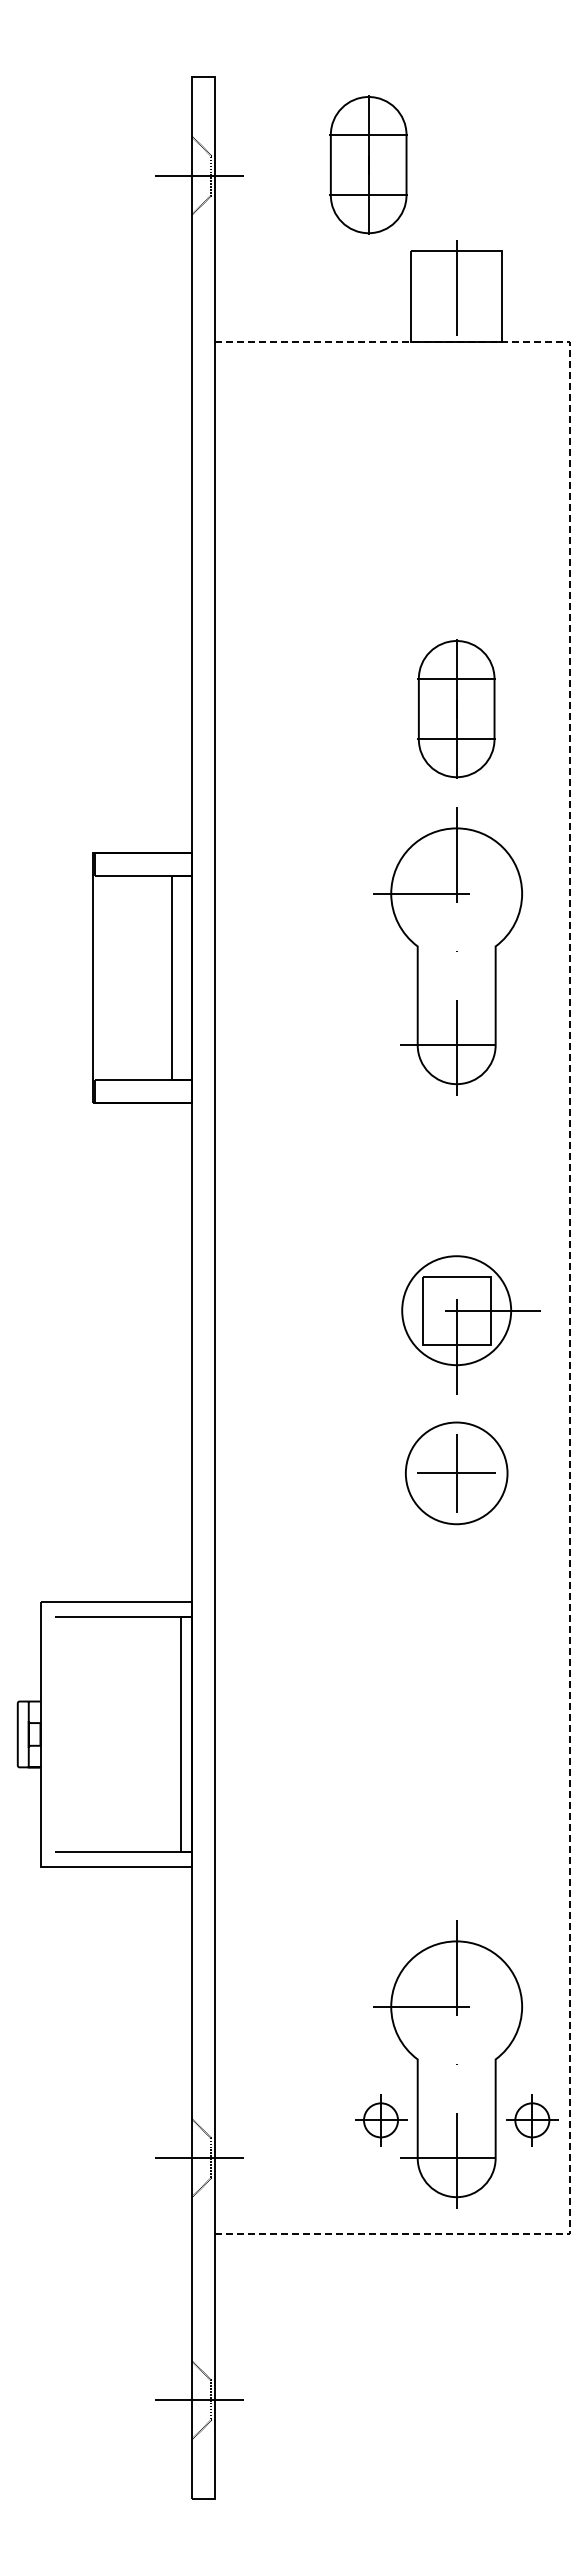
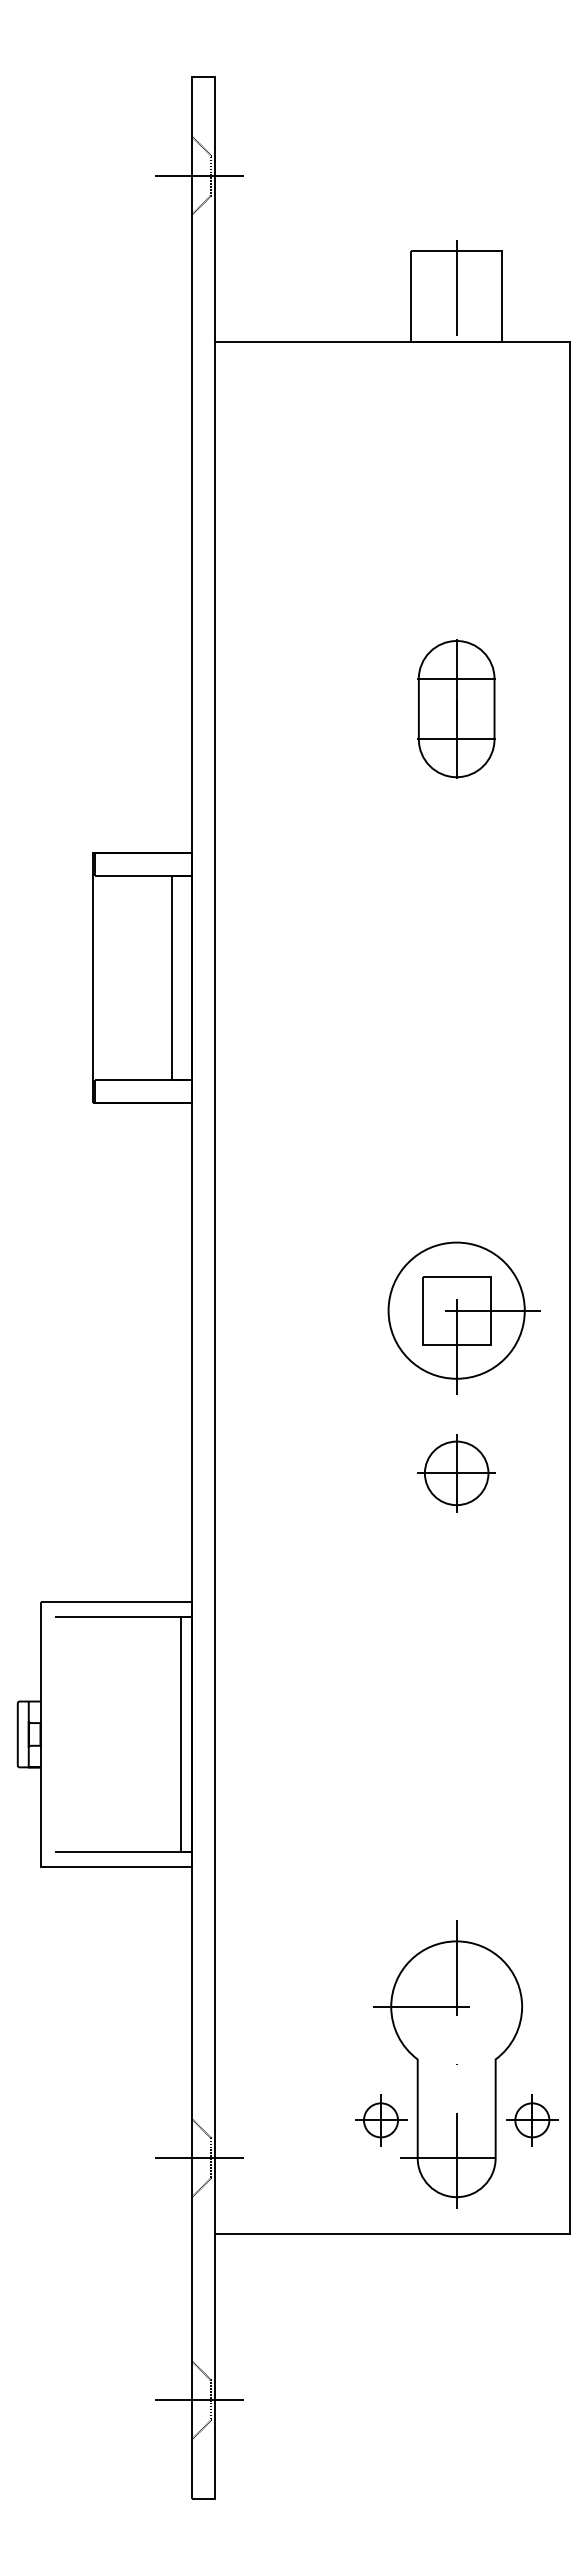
part: present -> none (368, 164)
part: present -> none (447, 951)
line: dashed -> solid (570, 1287)
circle diameter: 109 px -> 136 px (456, 1310)
circle diameter: 102 px -> 64 px (456, 1473)
